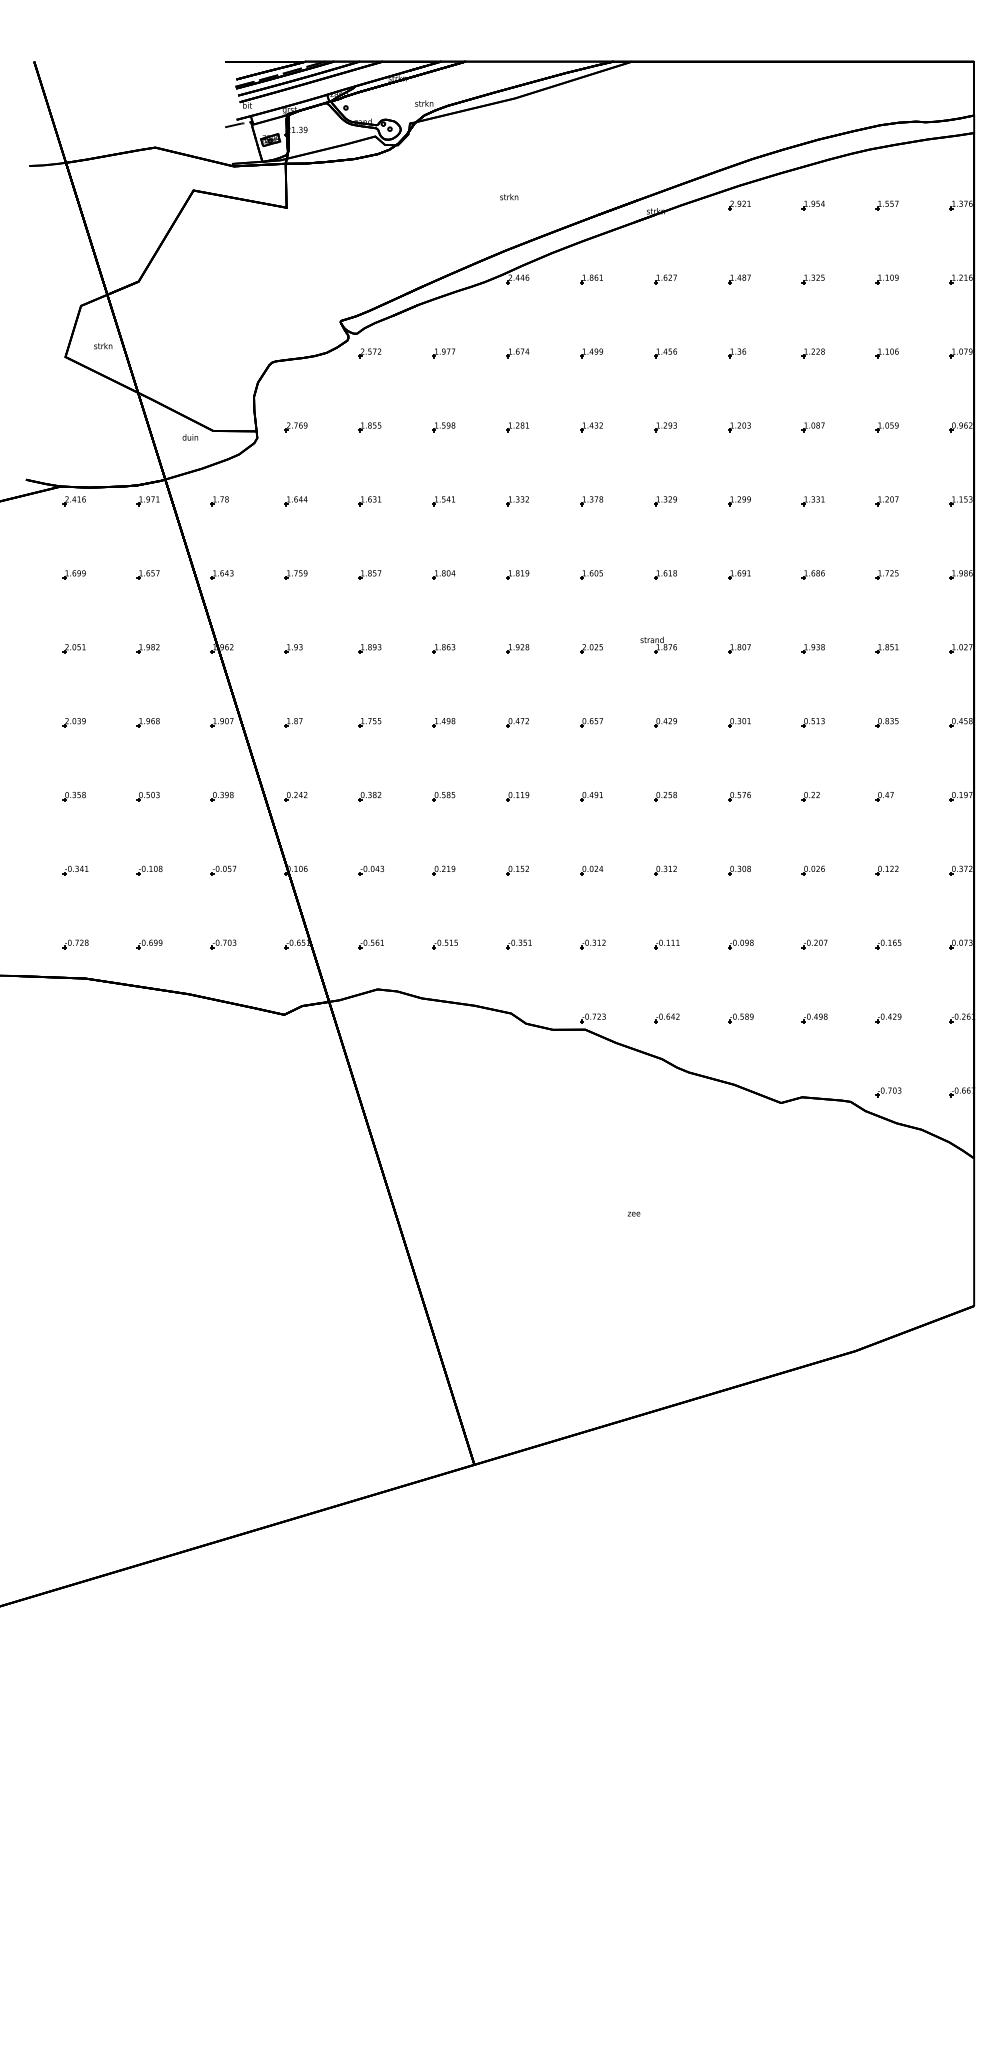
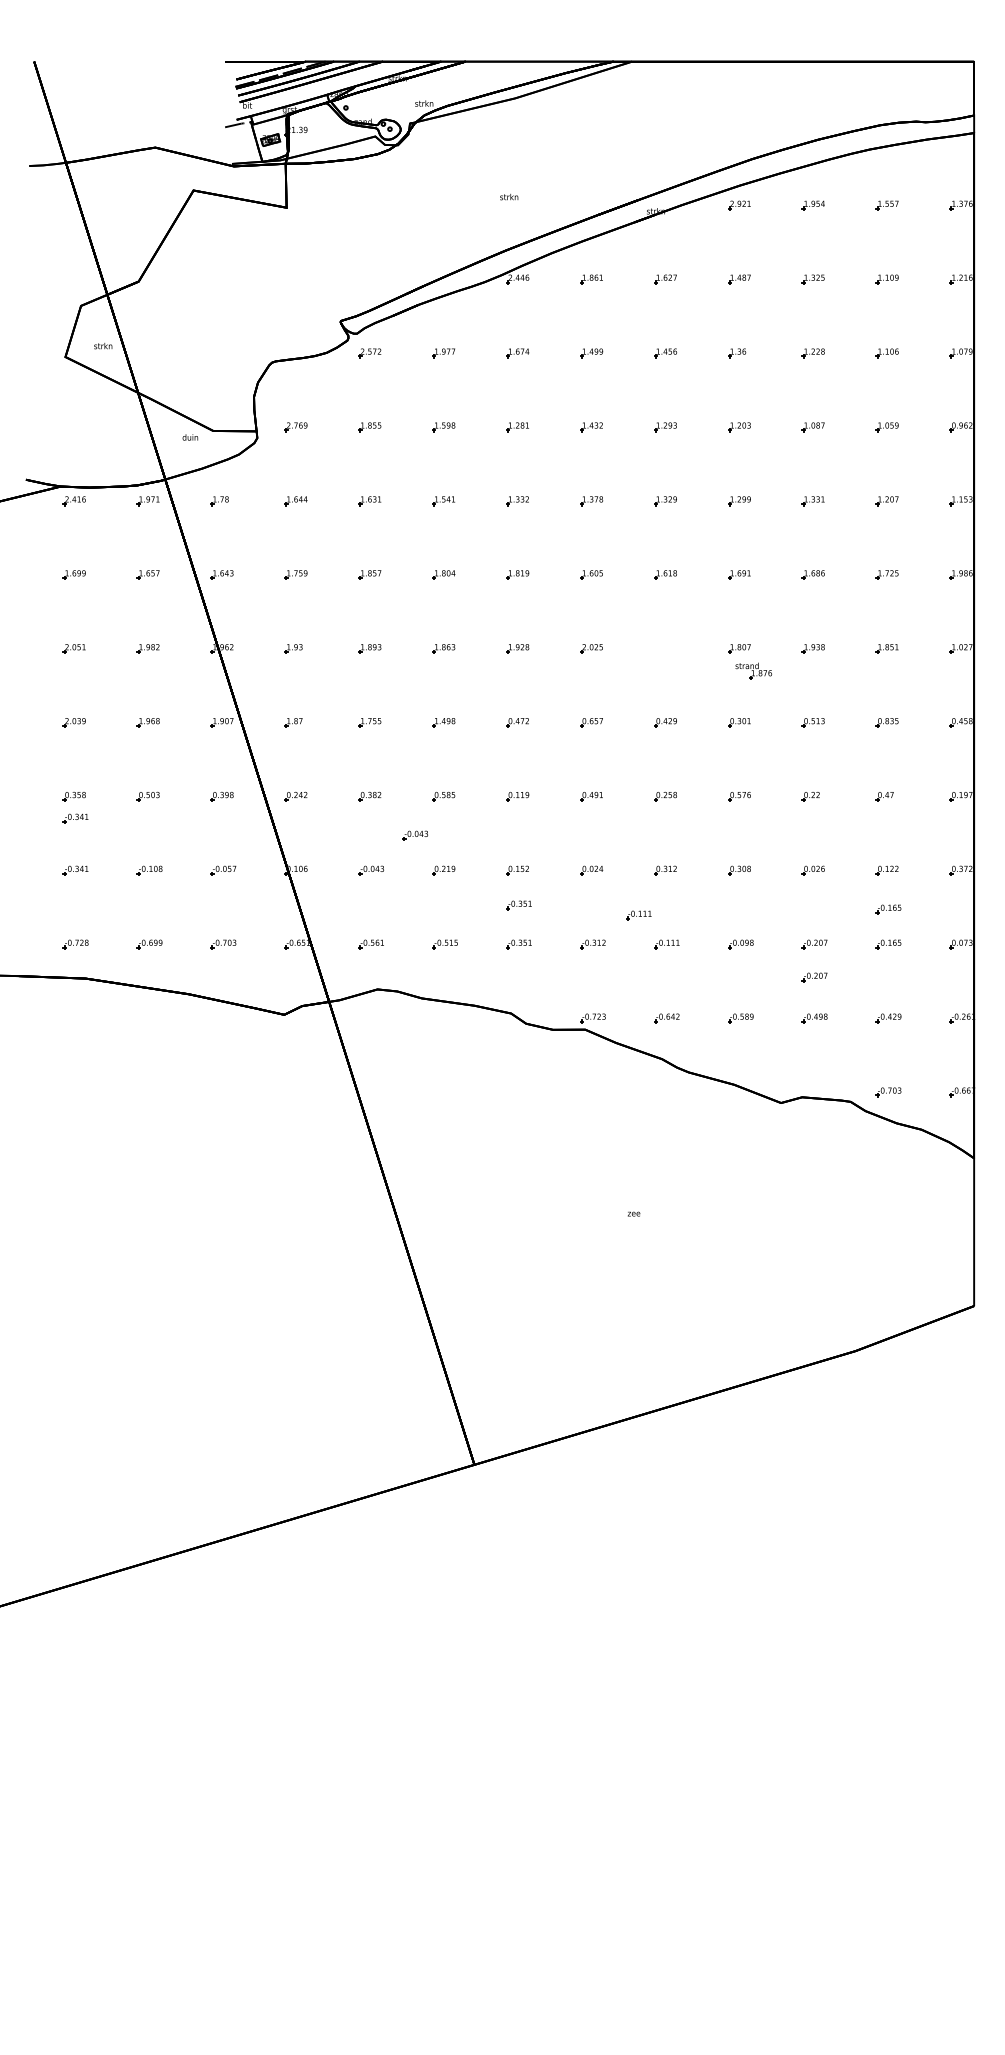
part position: (658, 644) -> (753, 670) (753, 670)
part: none -> present (75, 818)
part: none -> present (414, 835)
part: none -> present (518, 905)
part: none -> present (888, 909)
part: none -> present (638, 915)
part: none -> present (814, 977)
